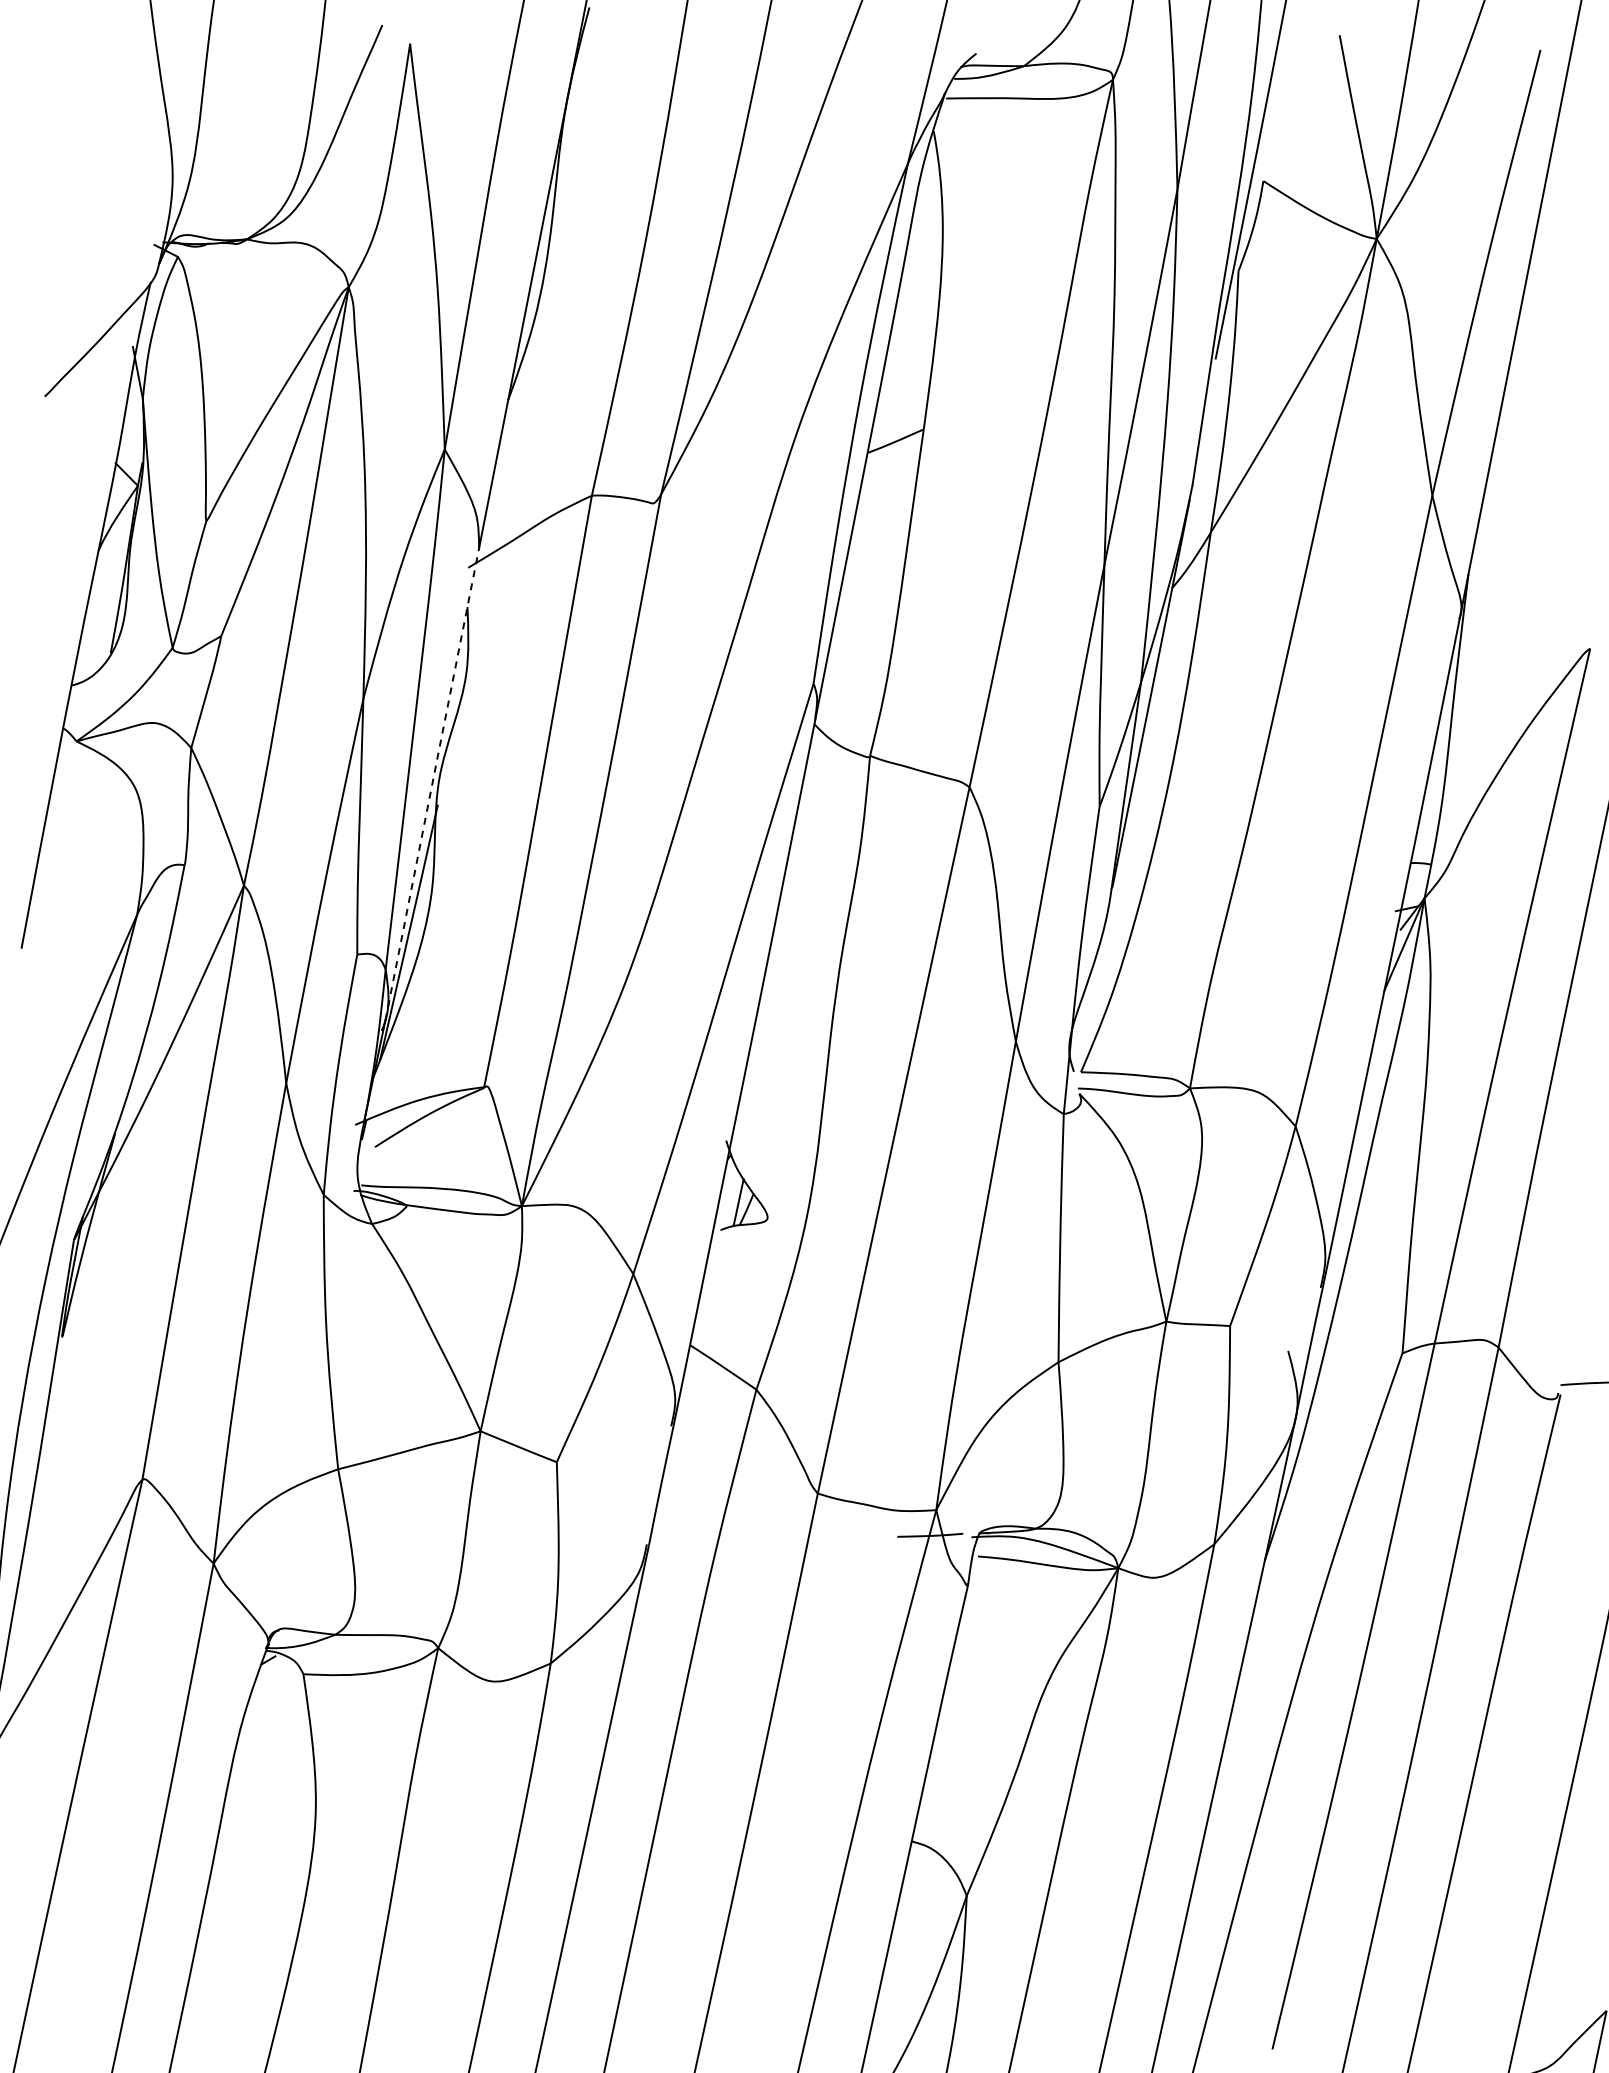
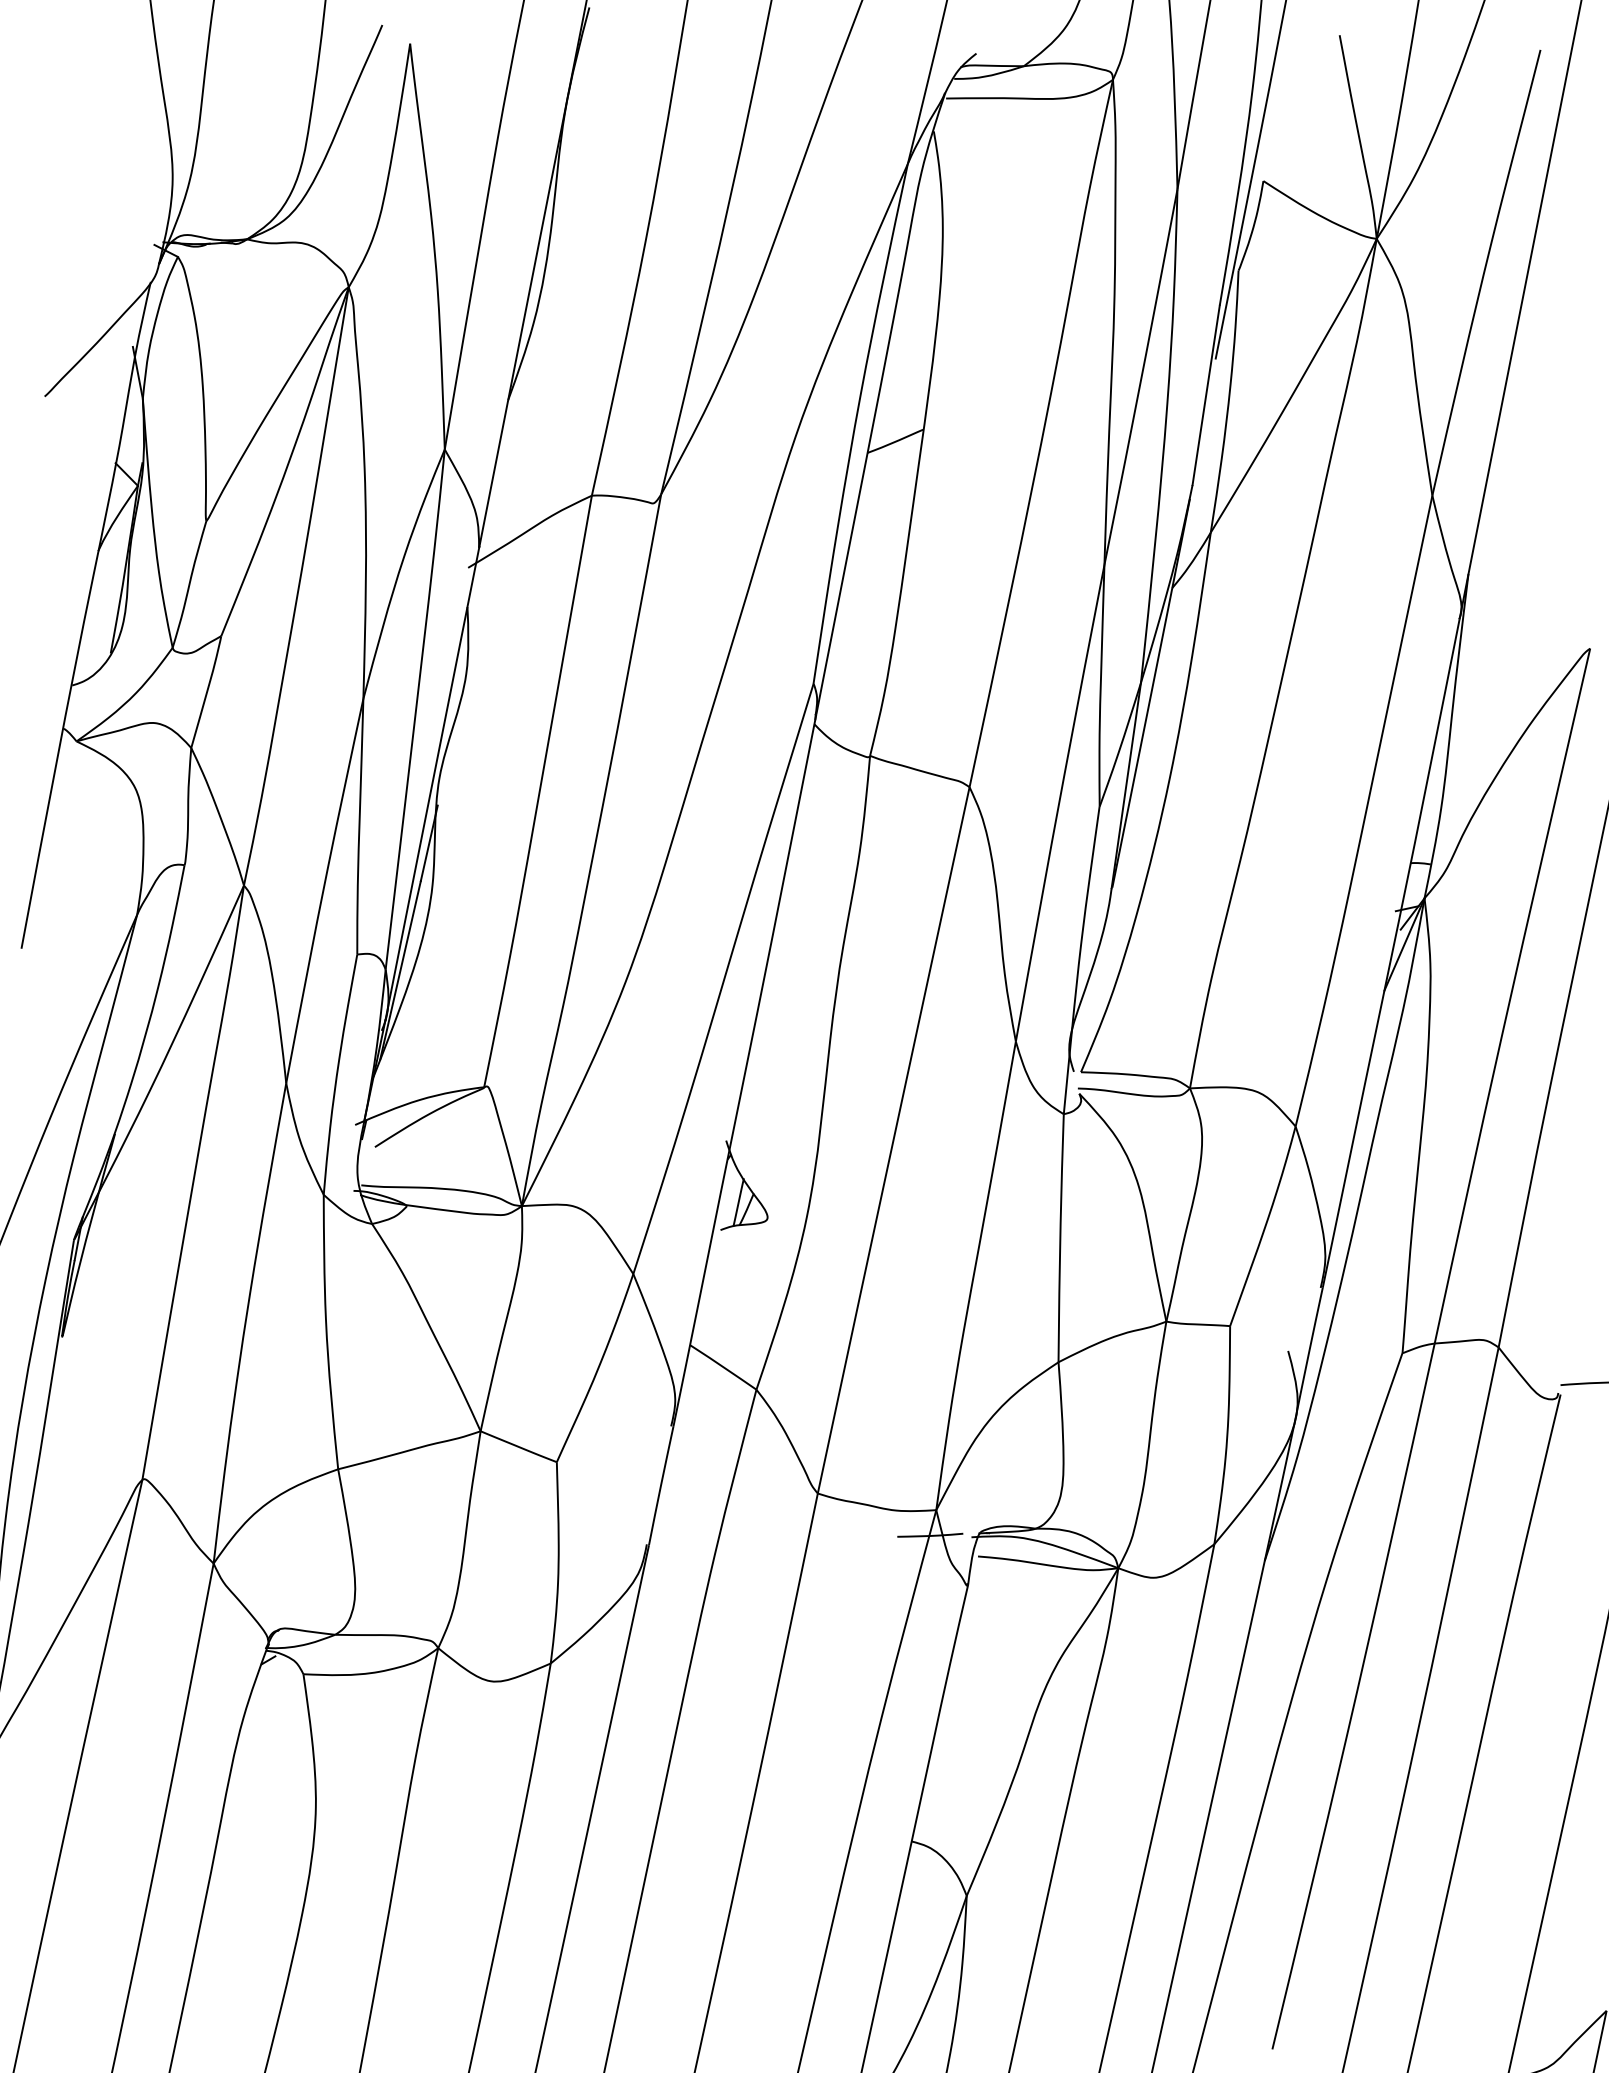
line: dashed -> solid (432, 782)
